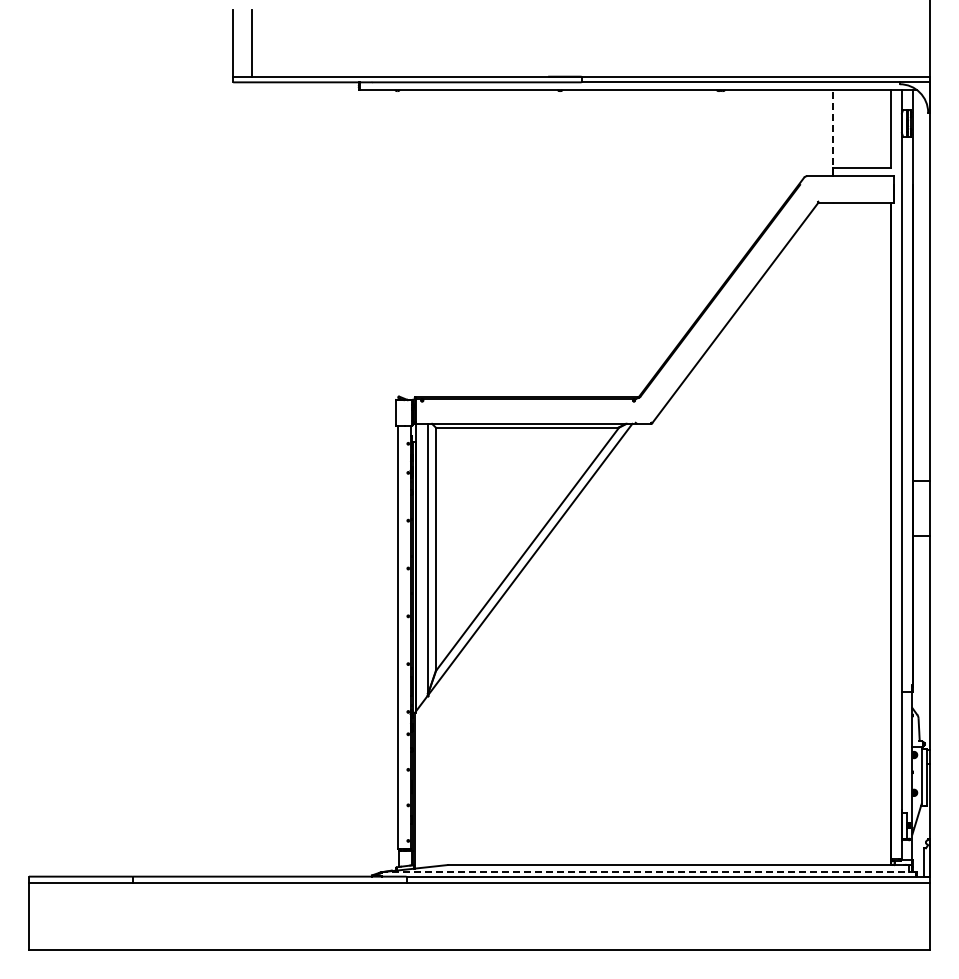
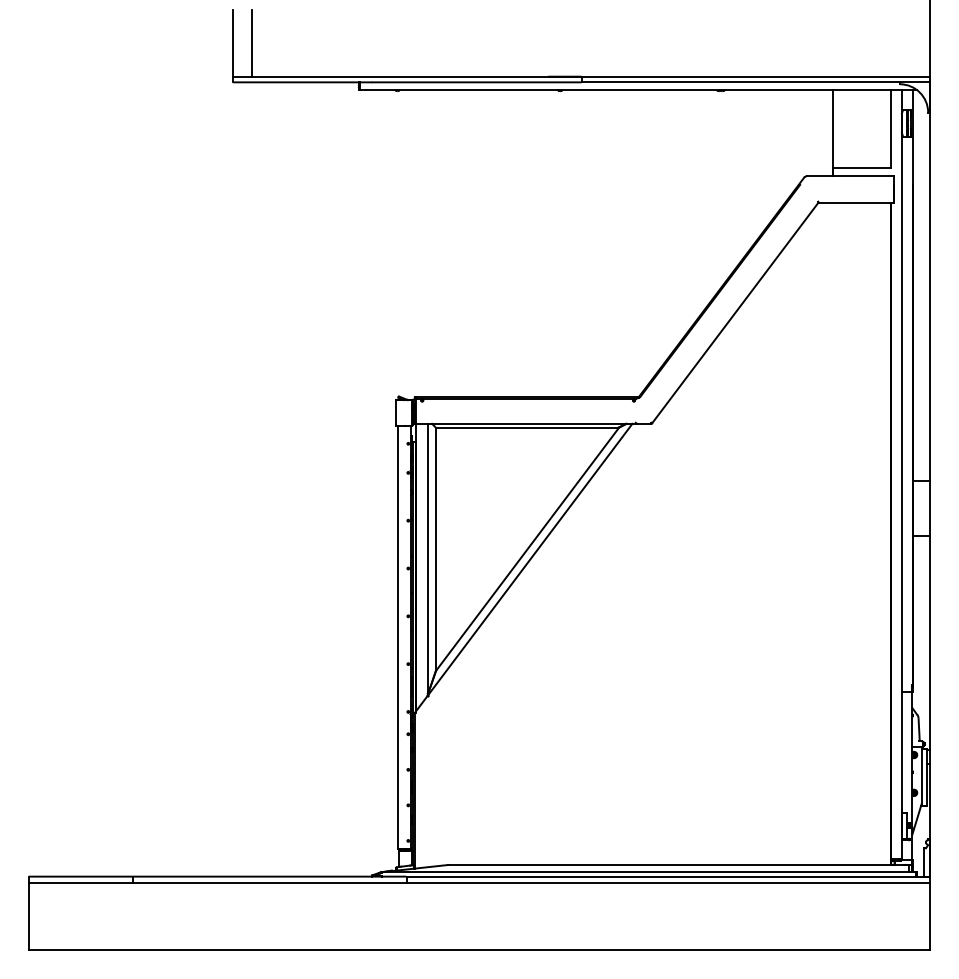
line: dashed -> solid (833, 133)
line: dashed -> solid (648, 872)
